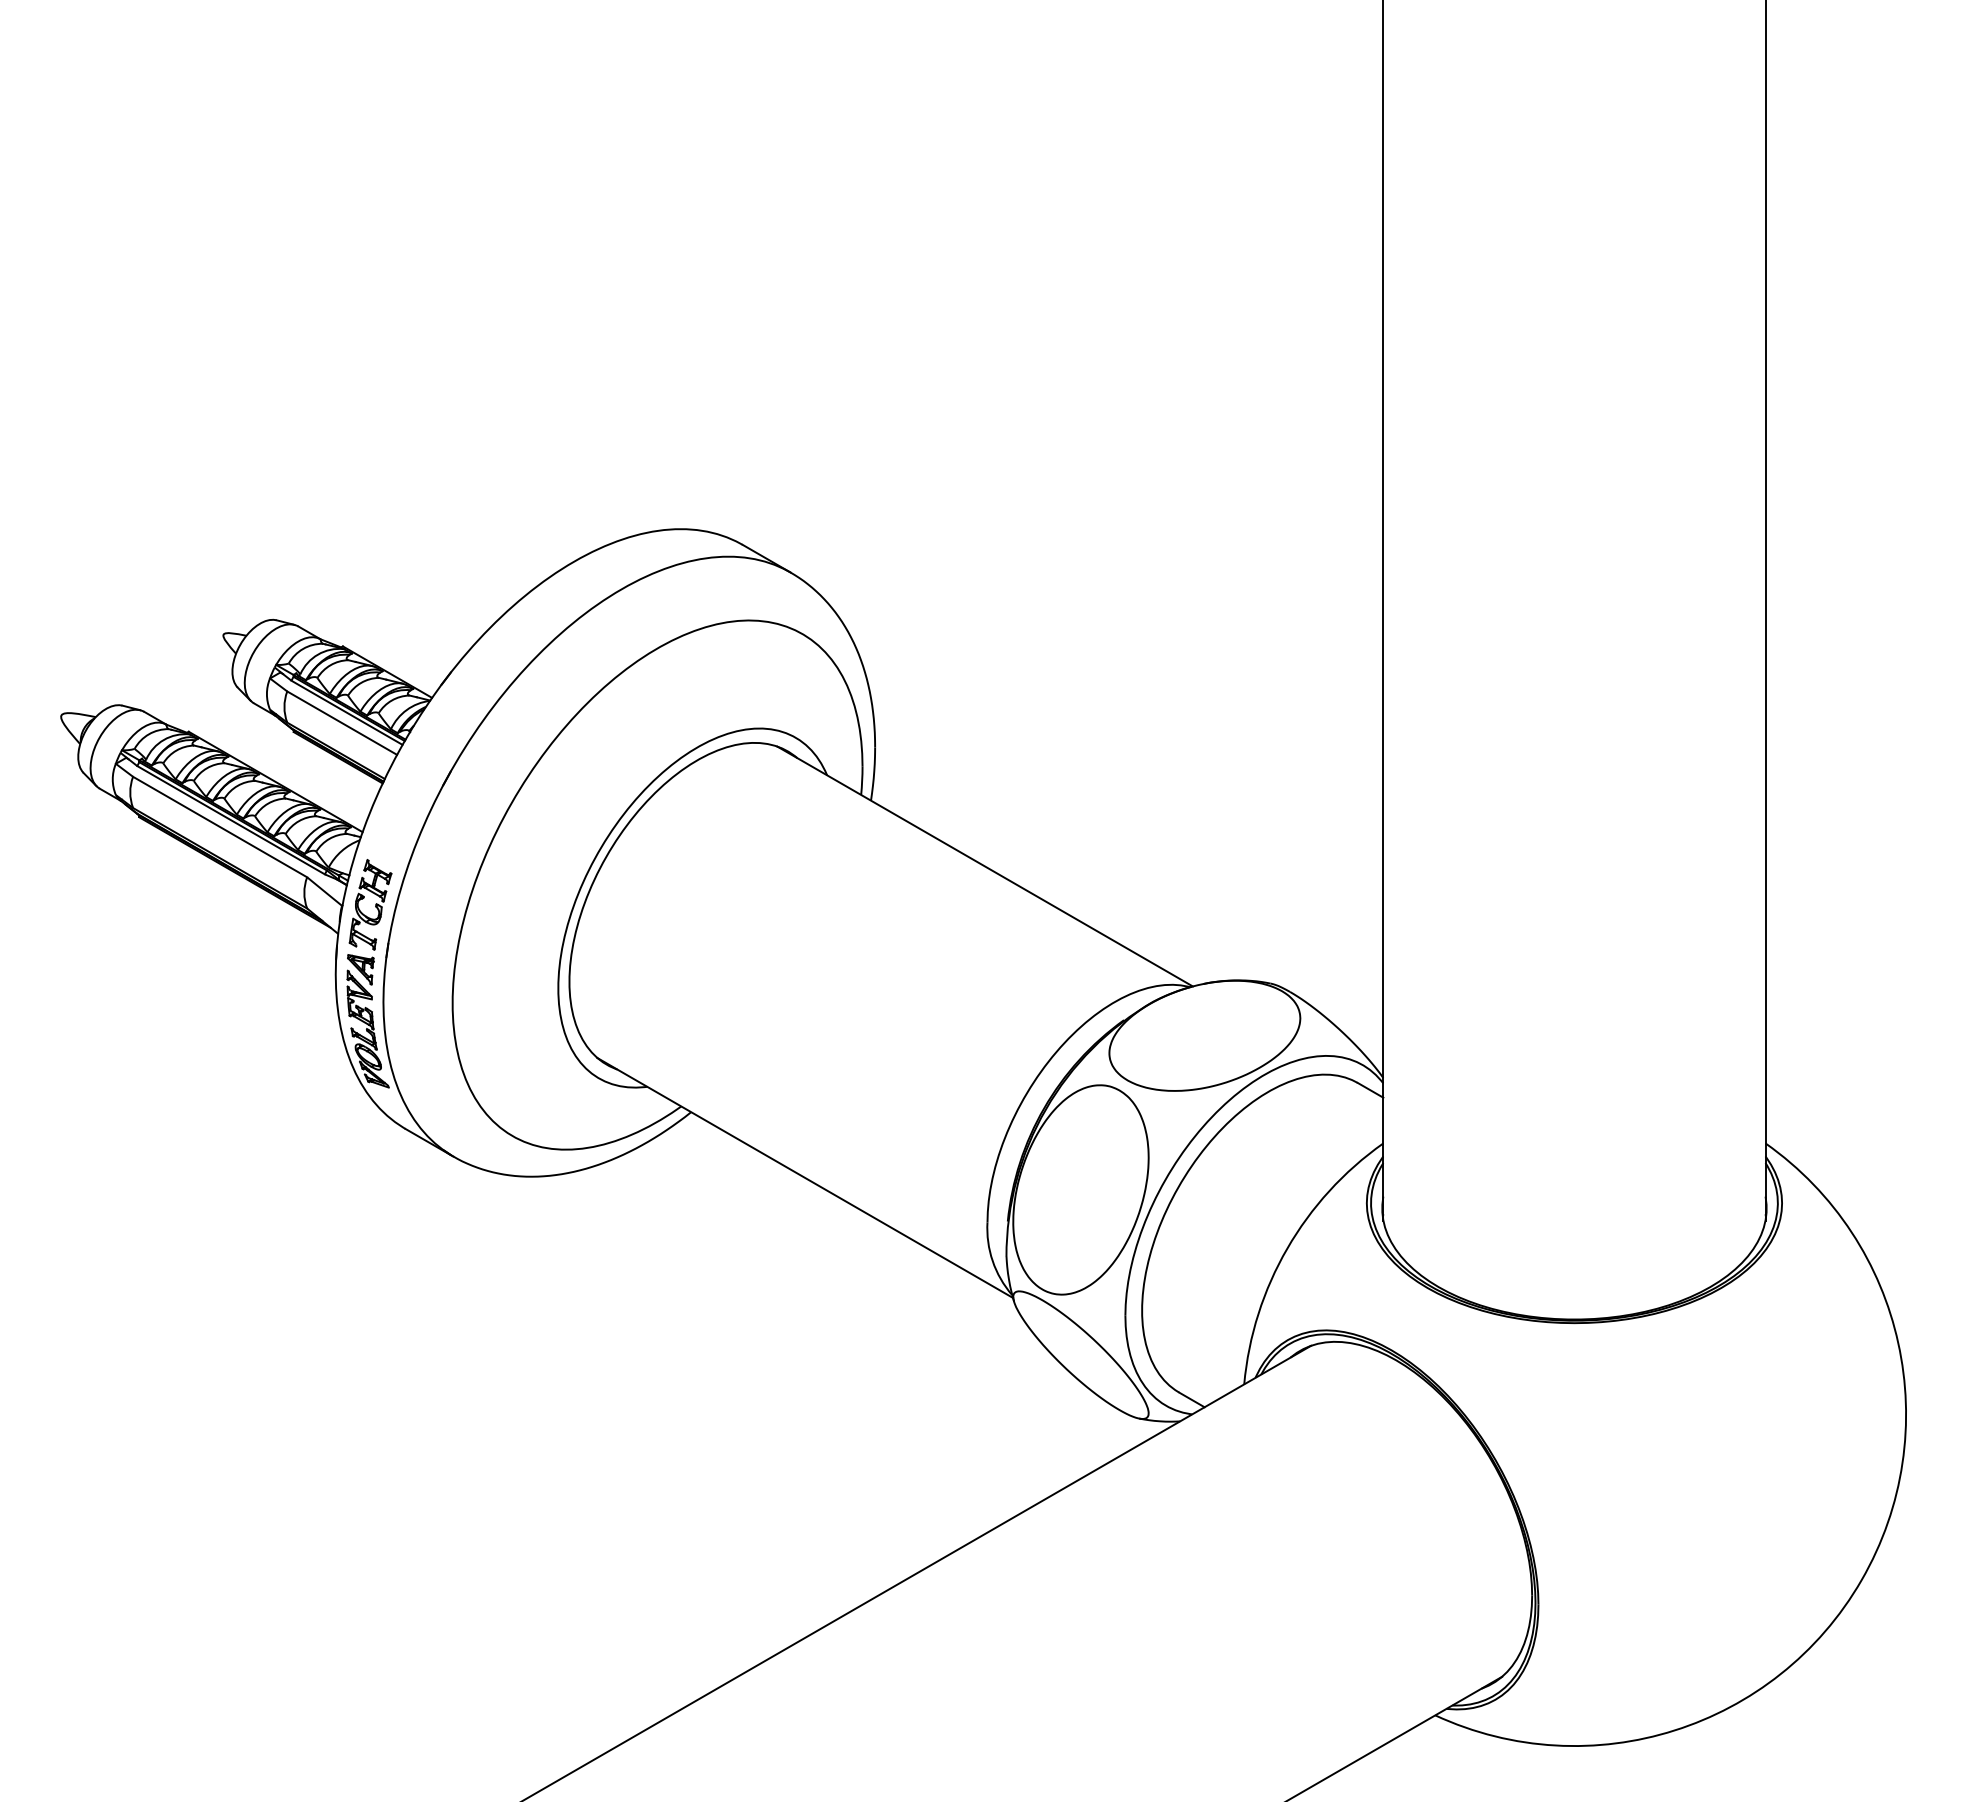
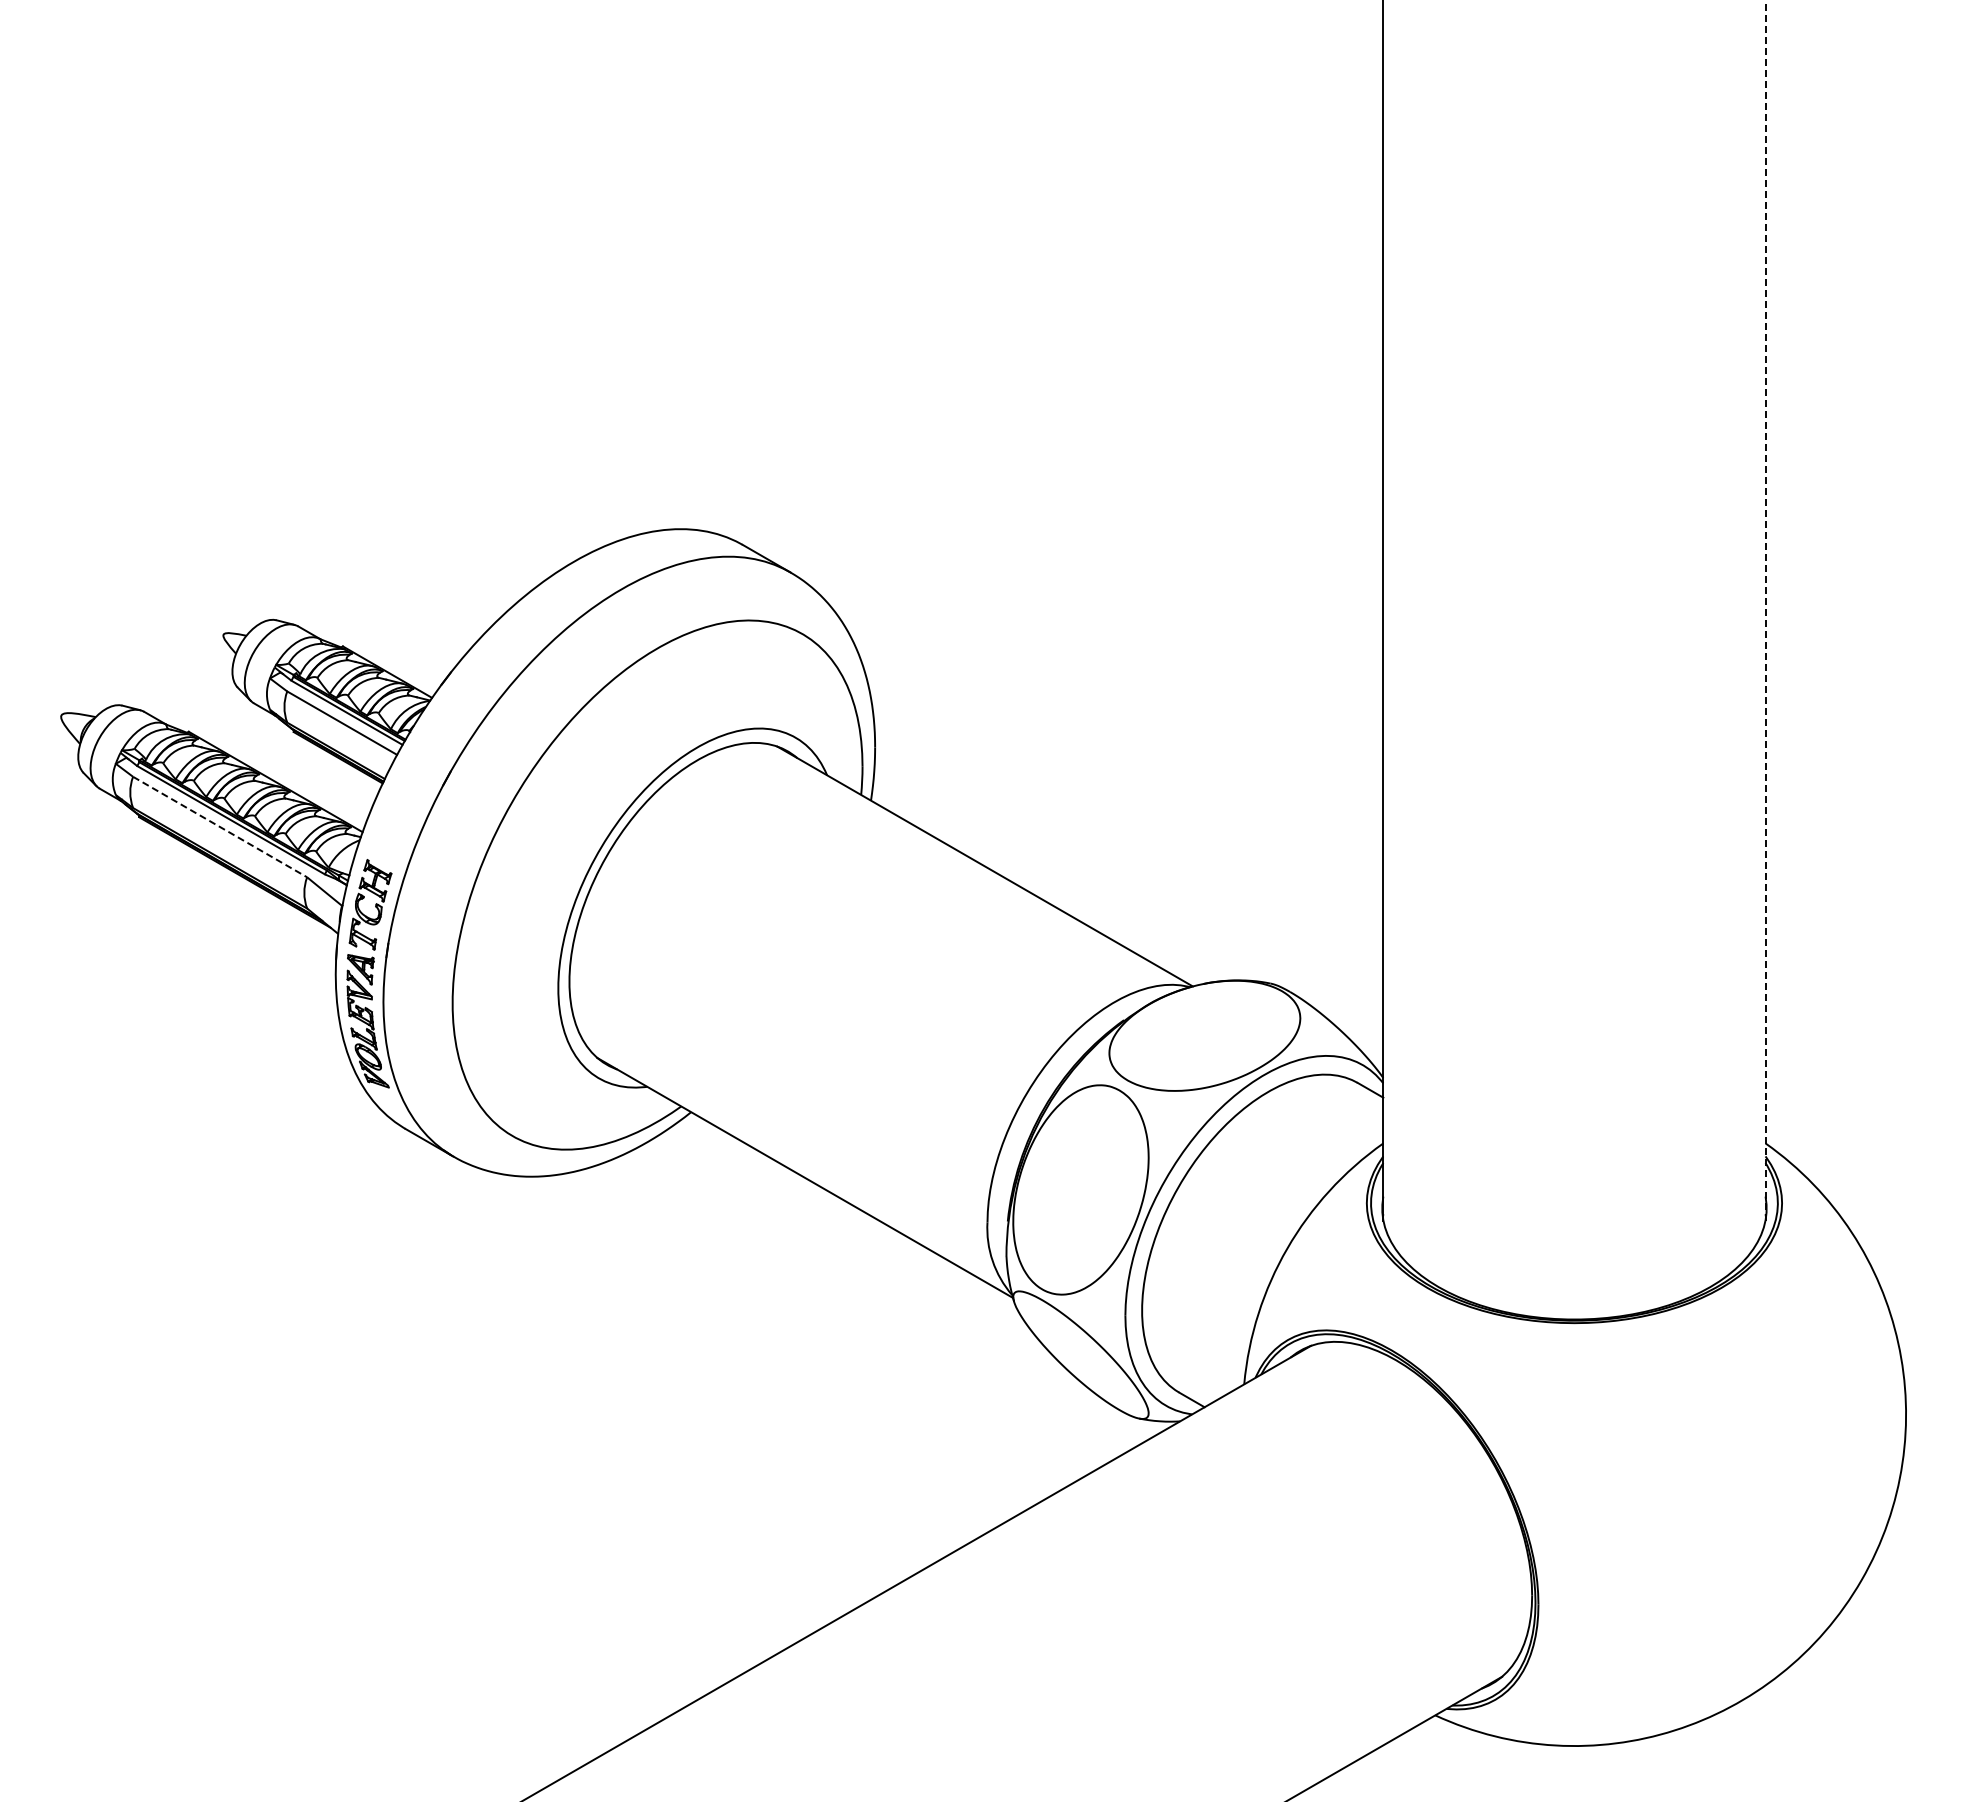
line: solid -> dashed (1765, 610)
line: solid -> dashed (220, 827)
